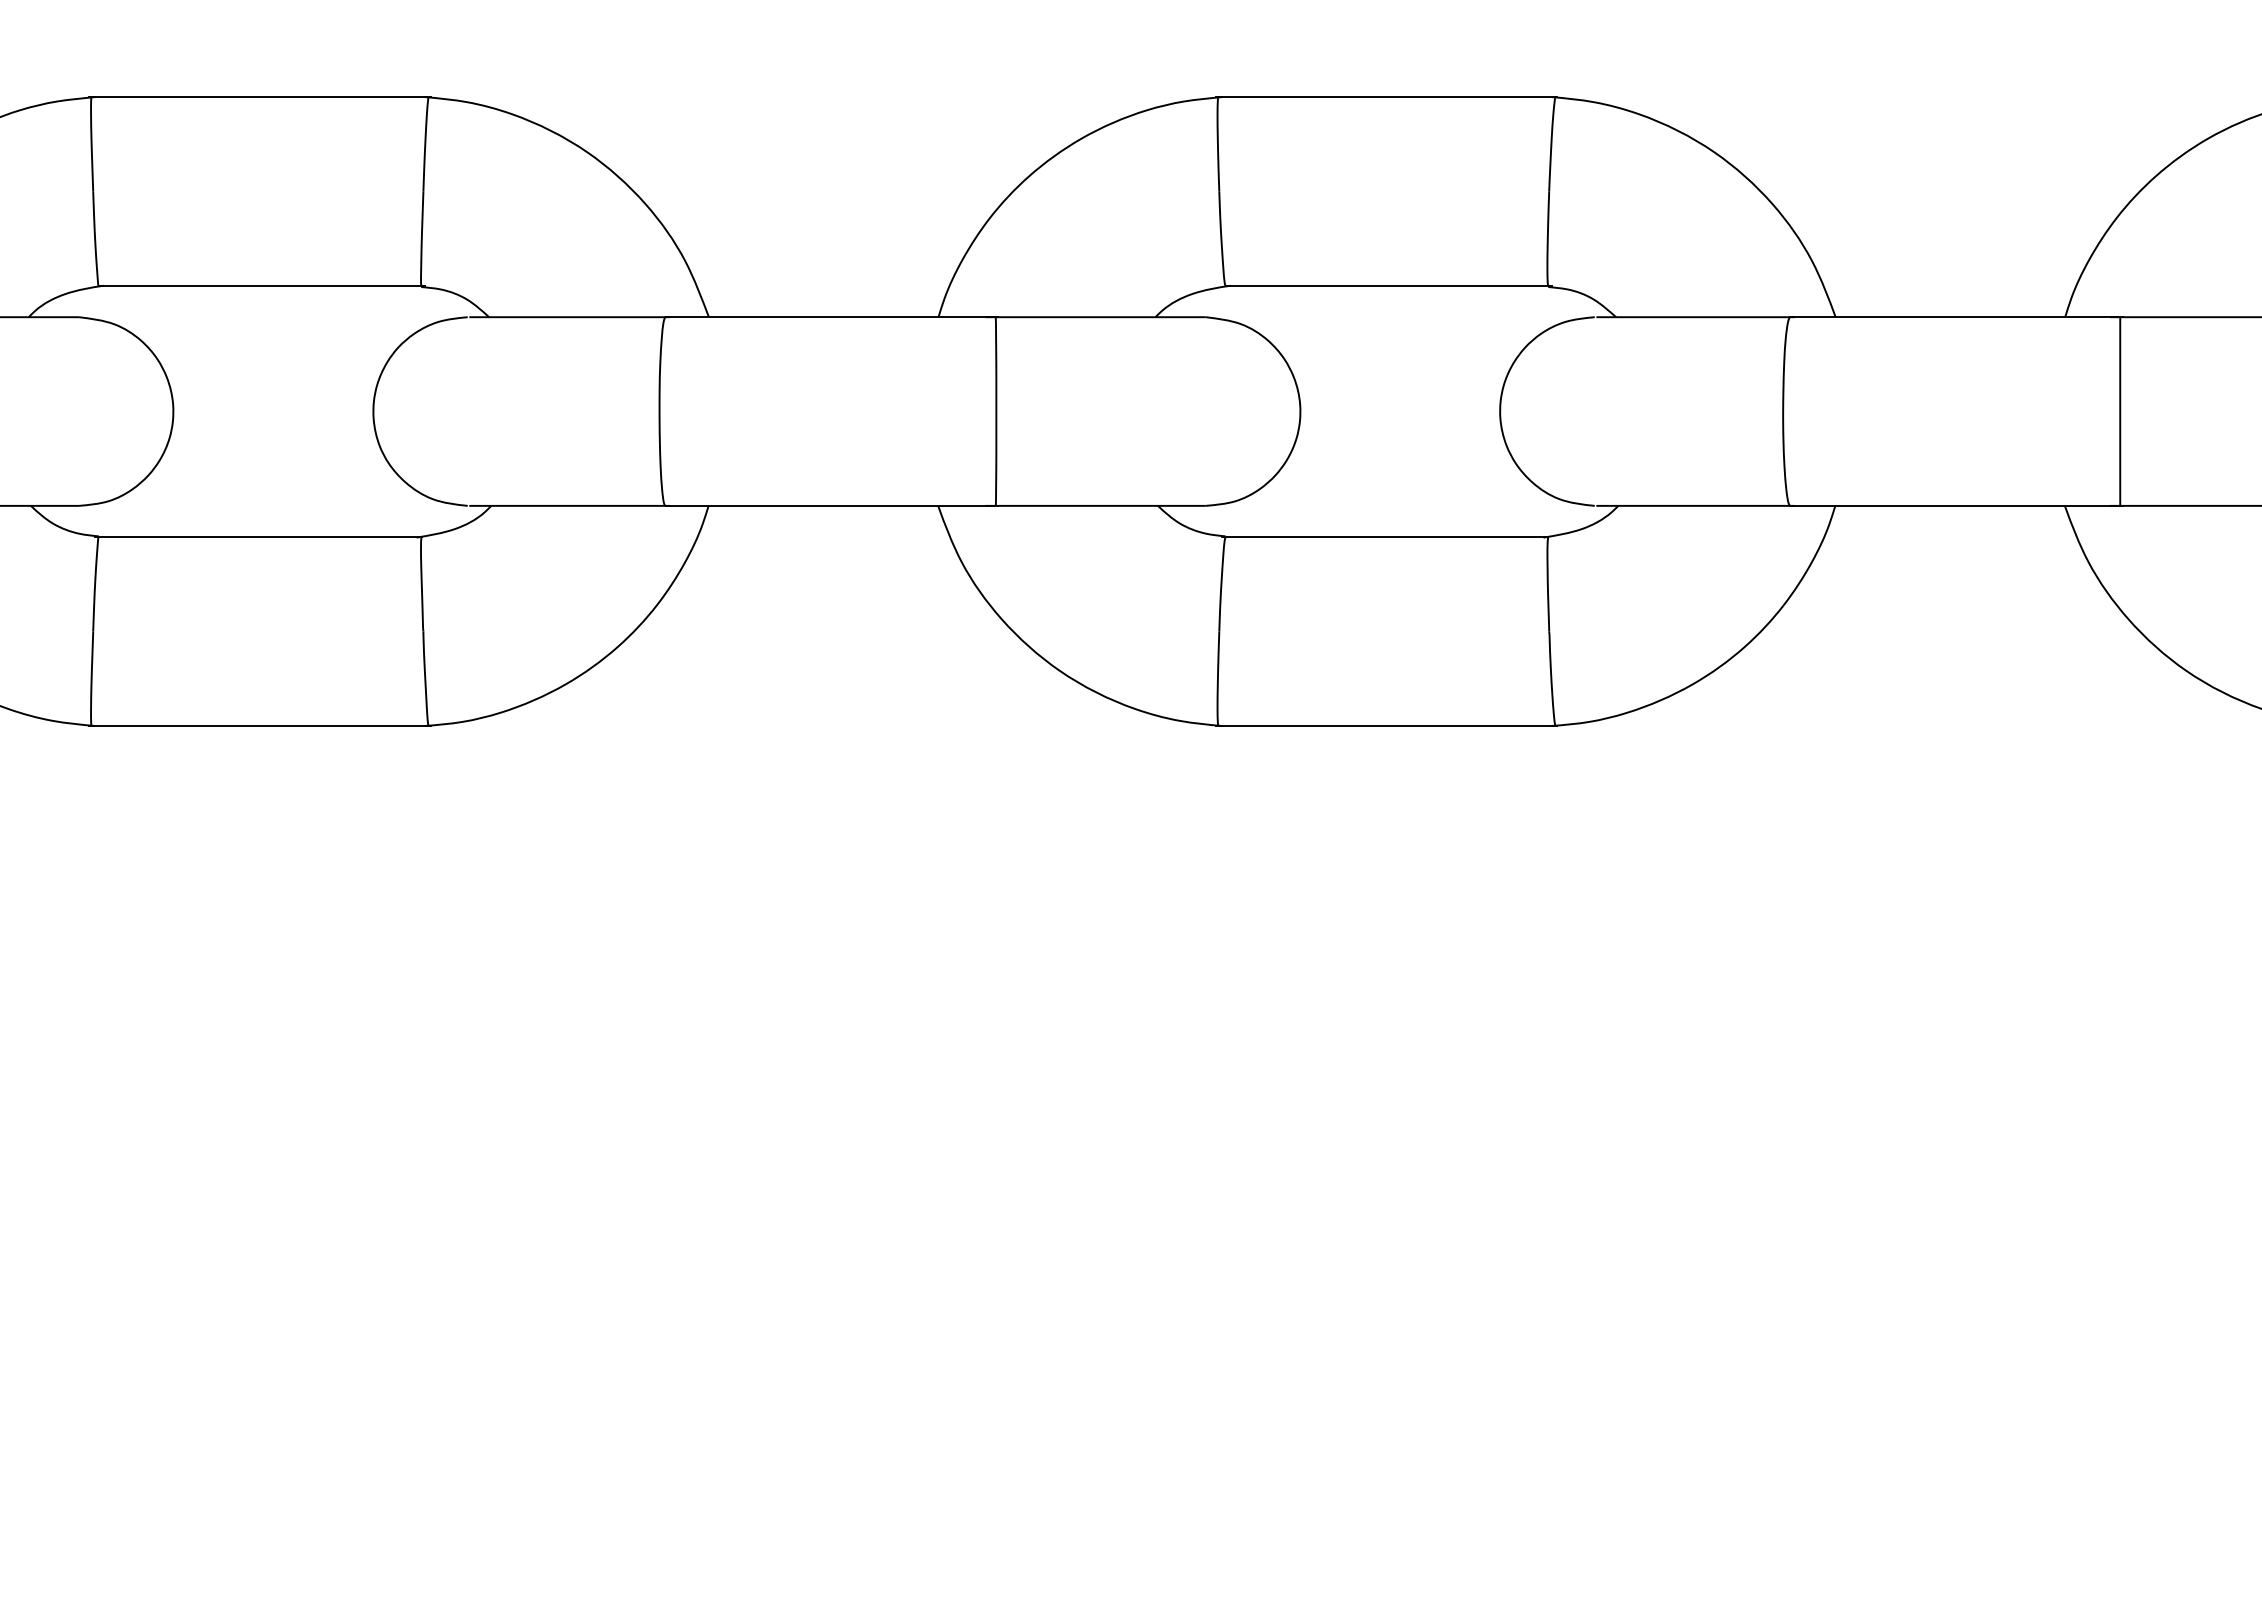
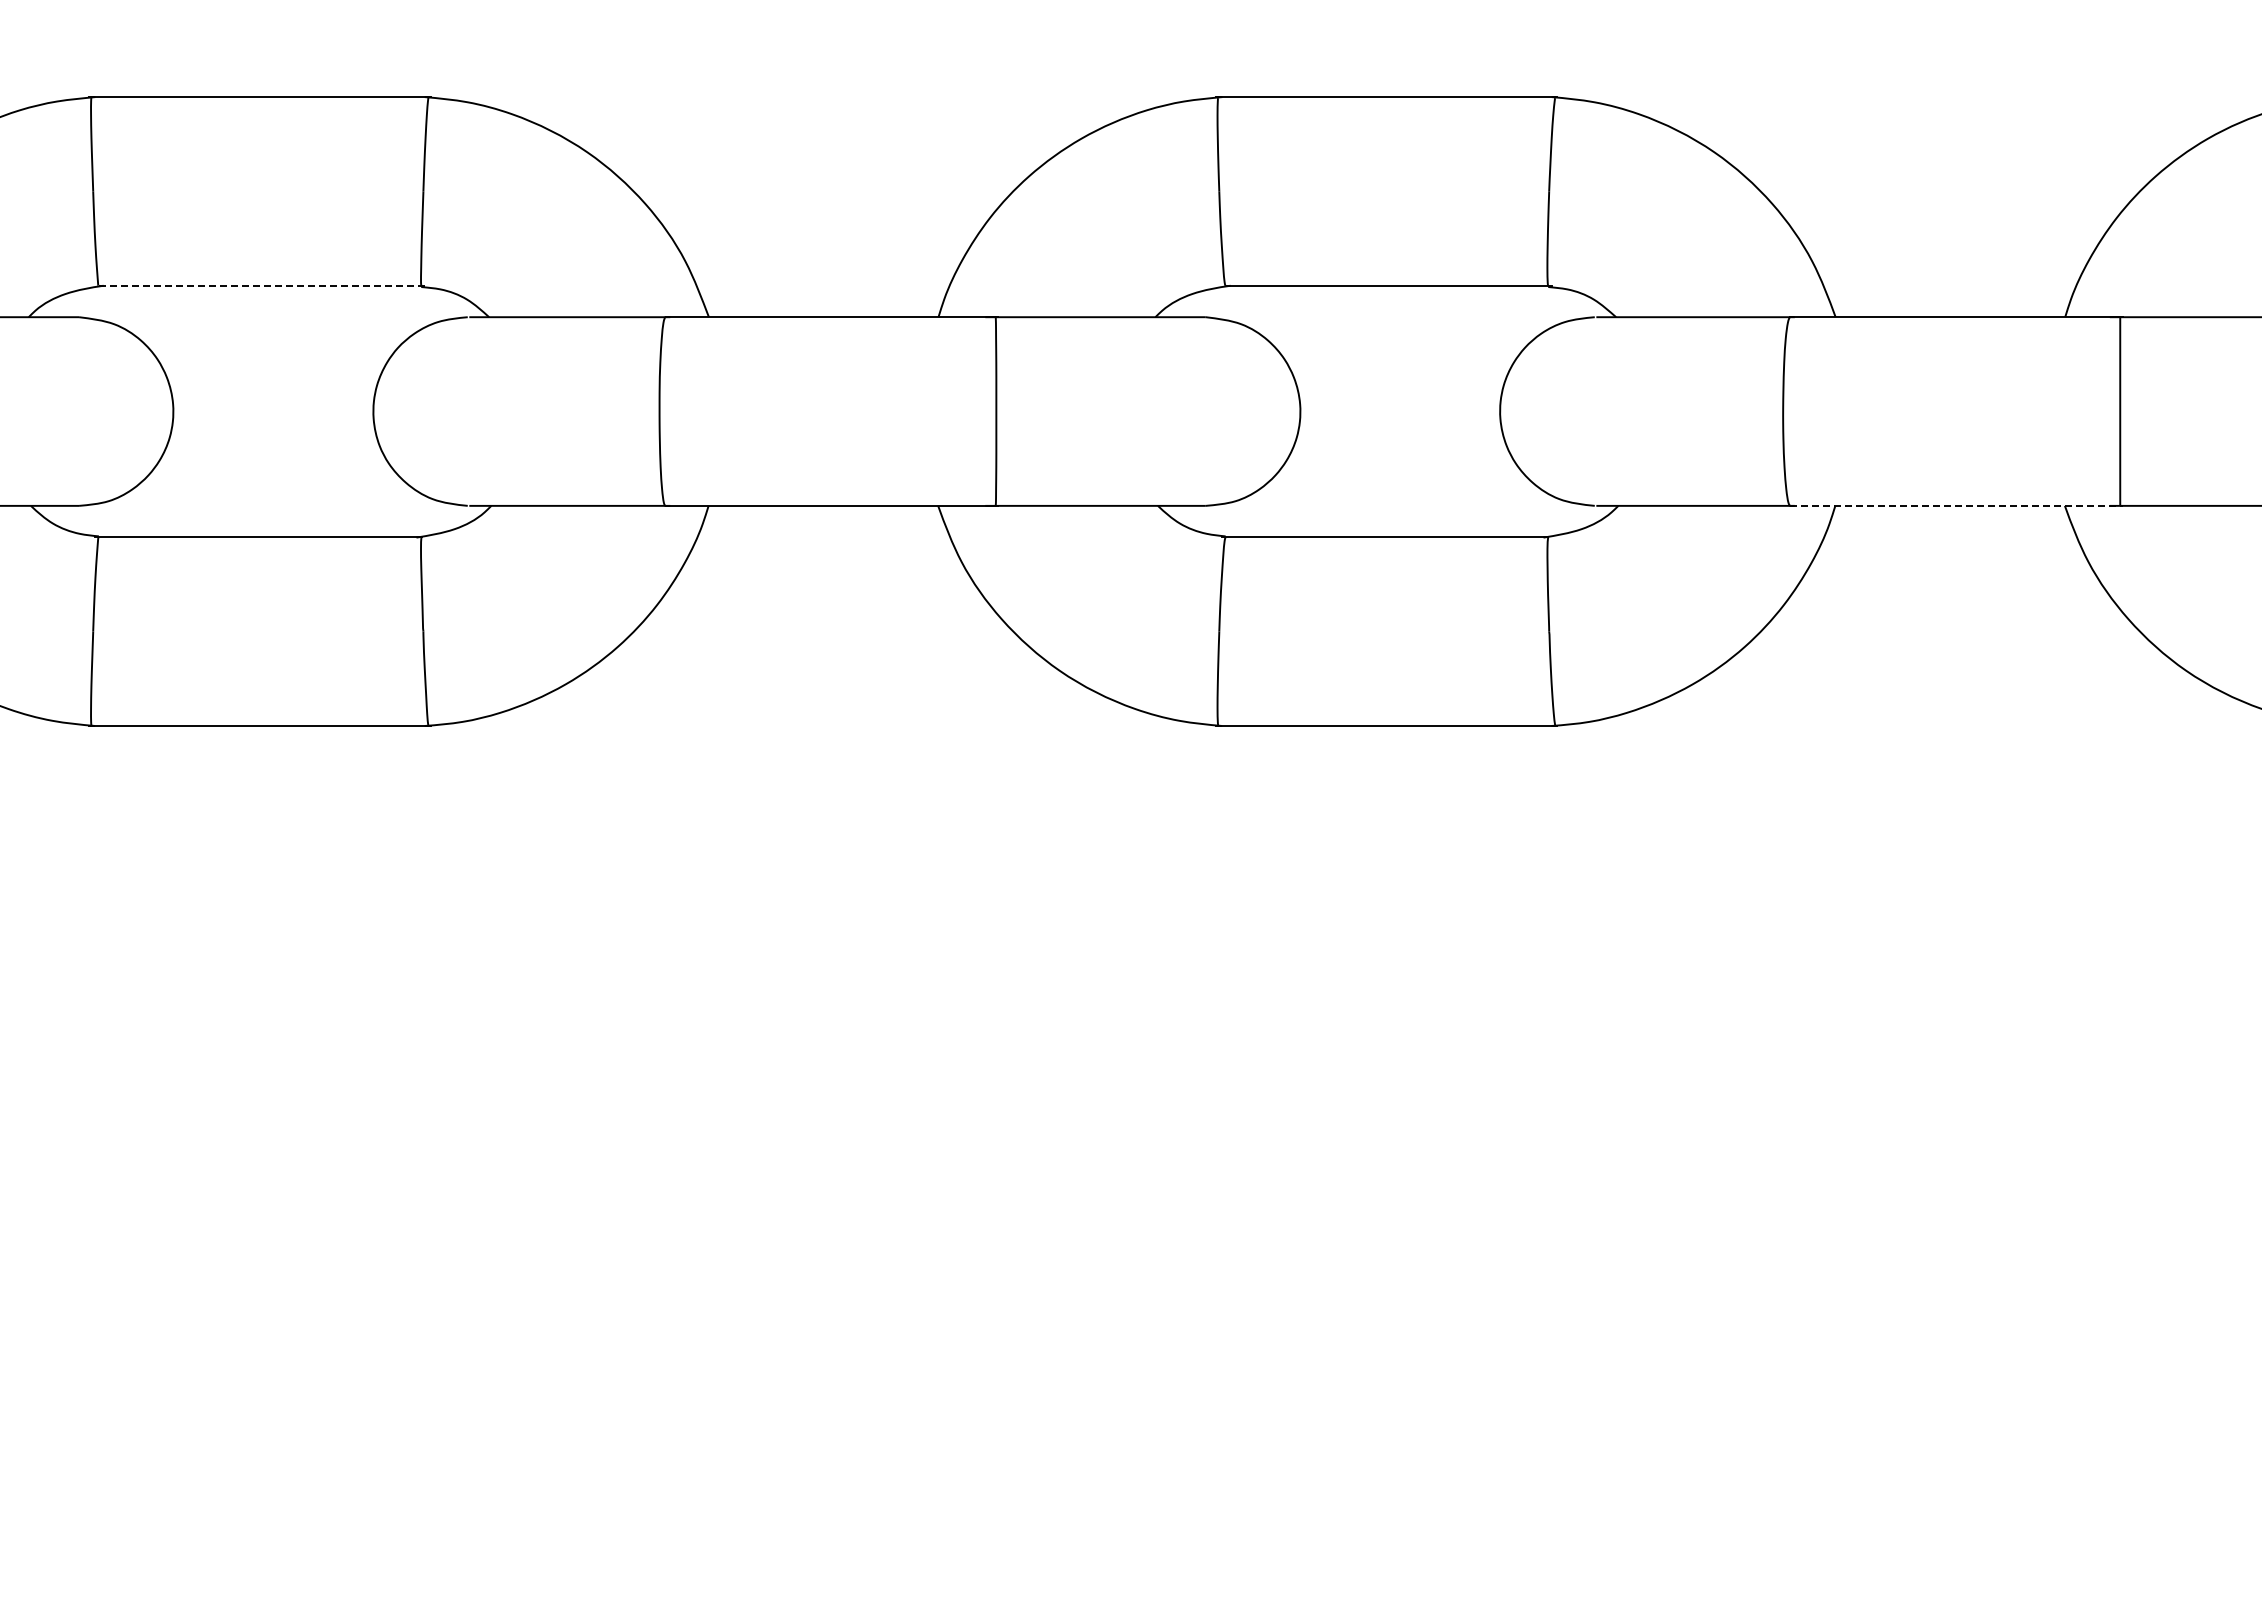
line: solid -> dashed (262, 286)
line: solid -> dashed (1957, 505)
